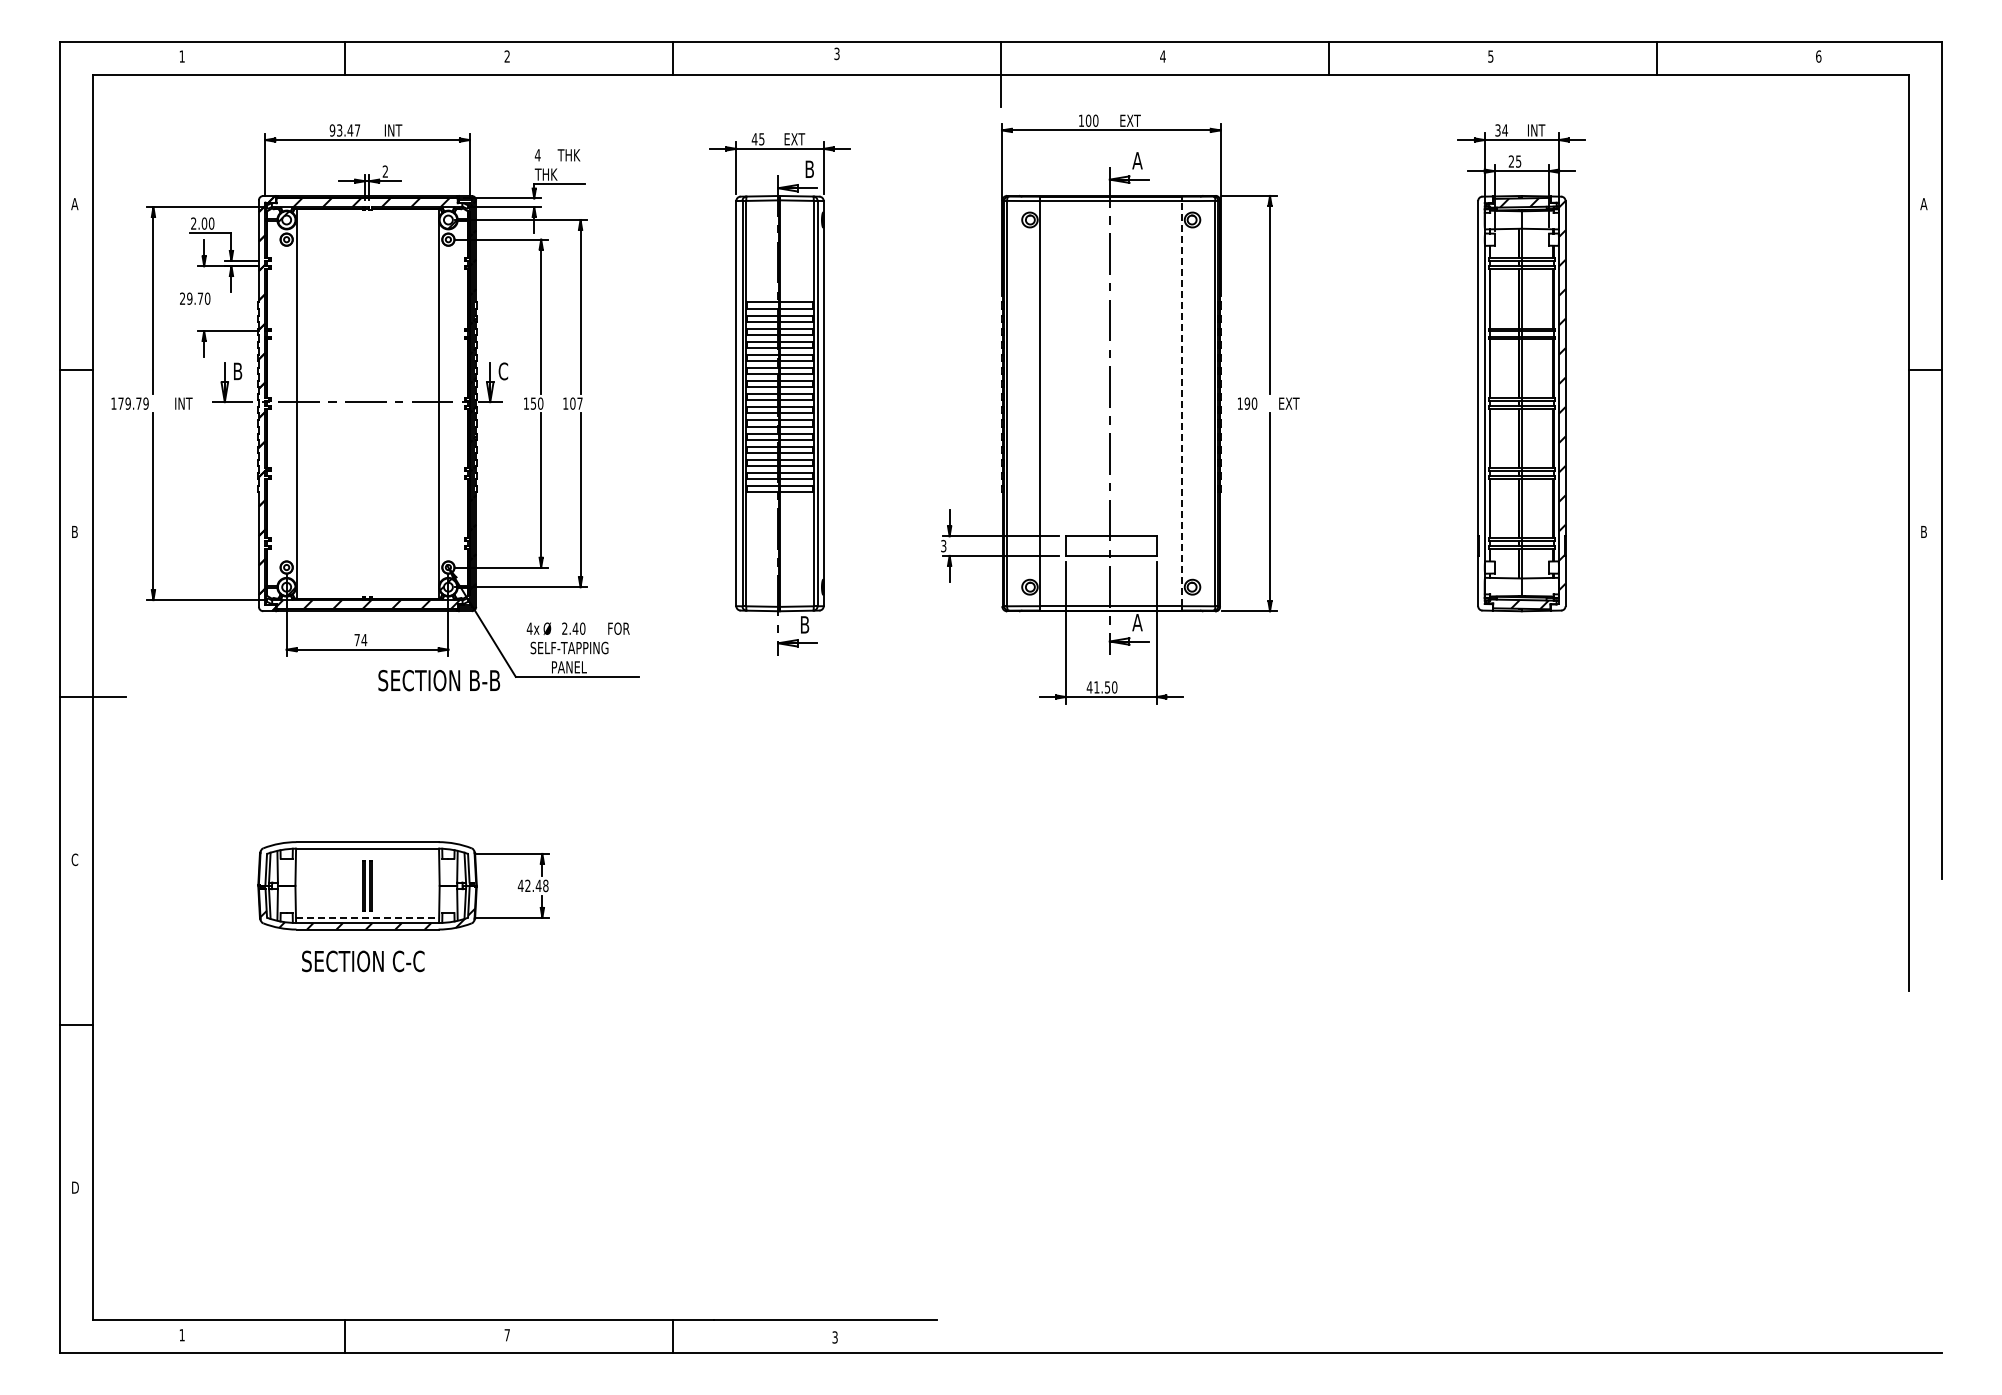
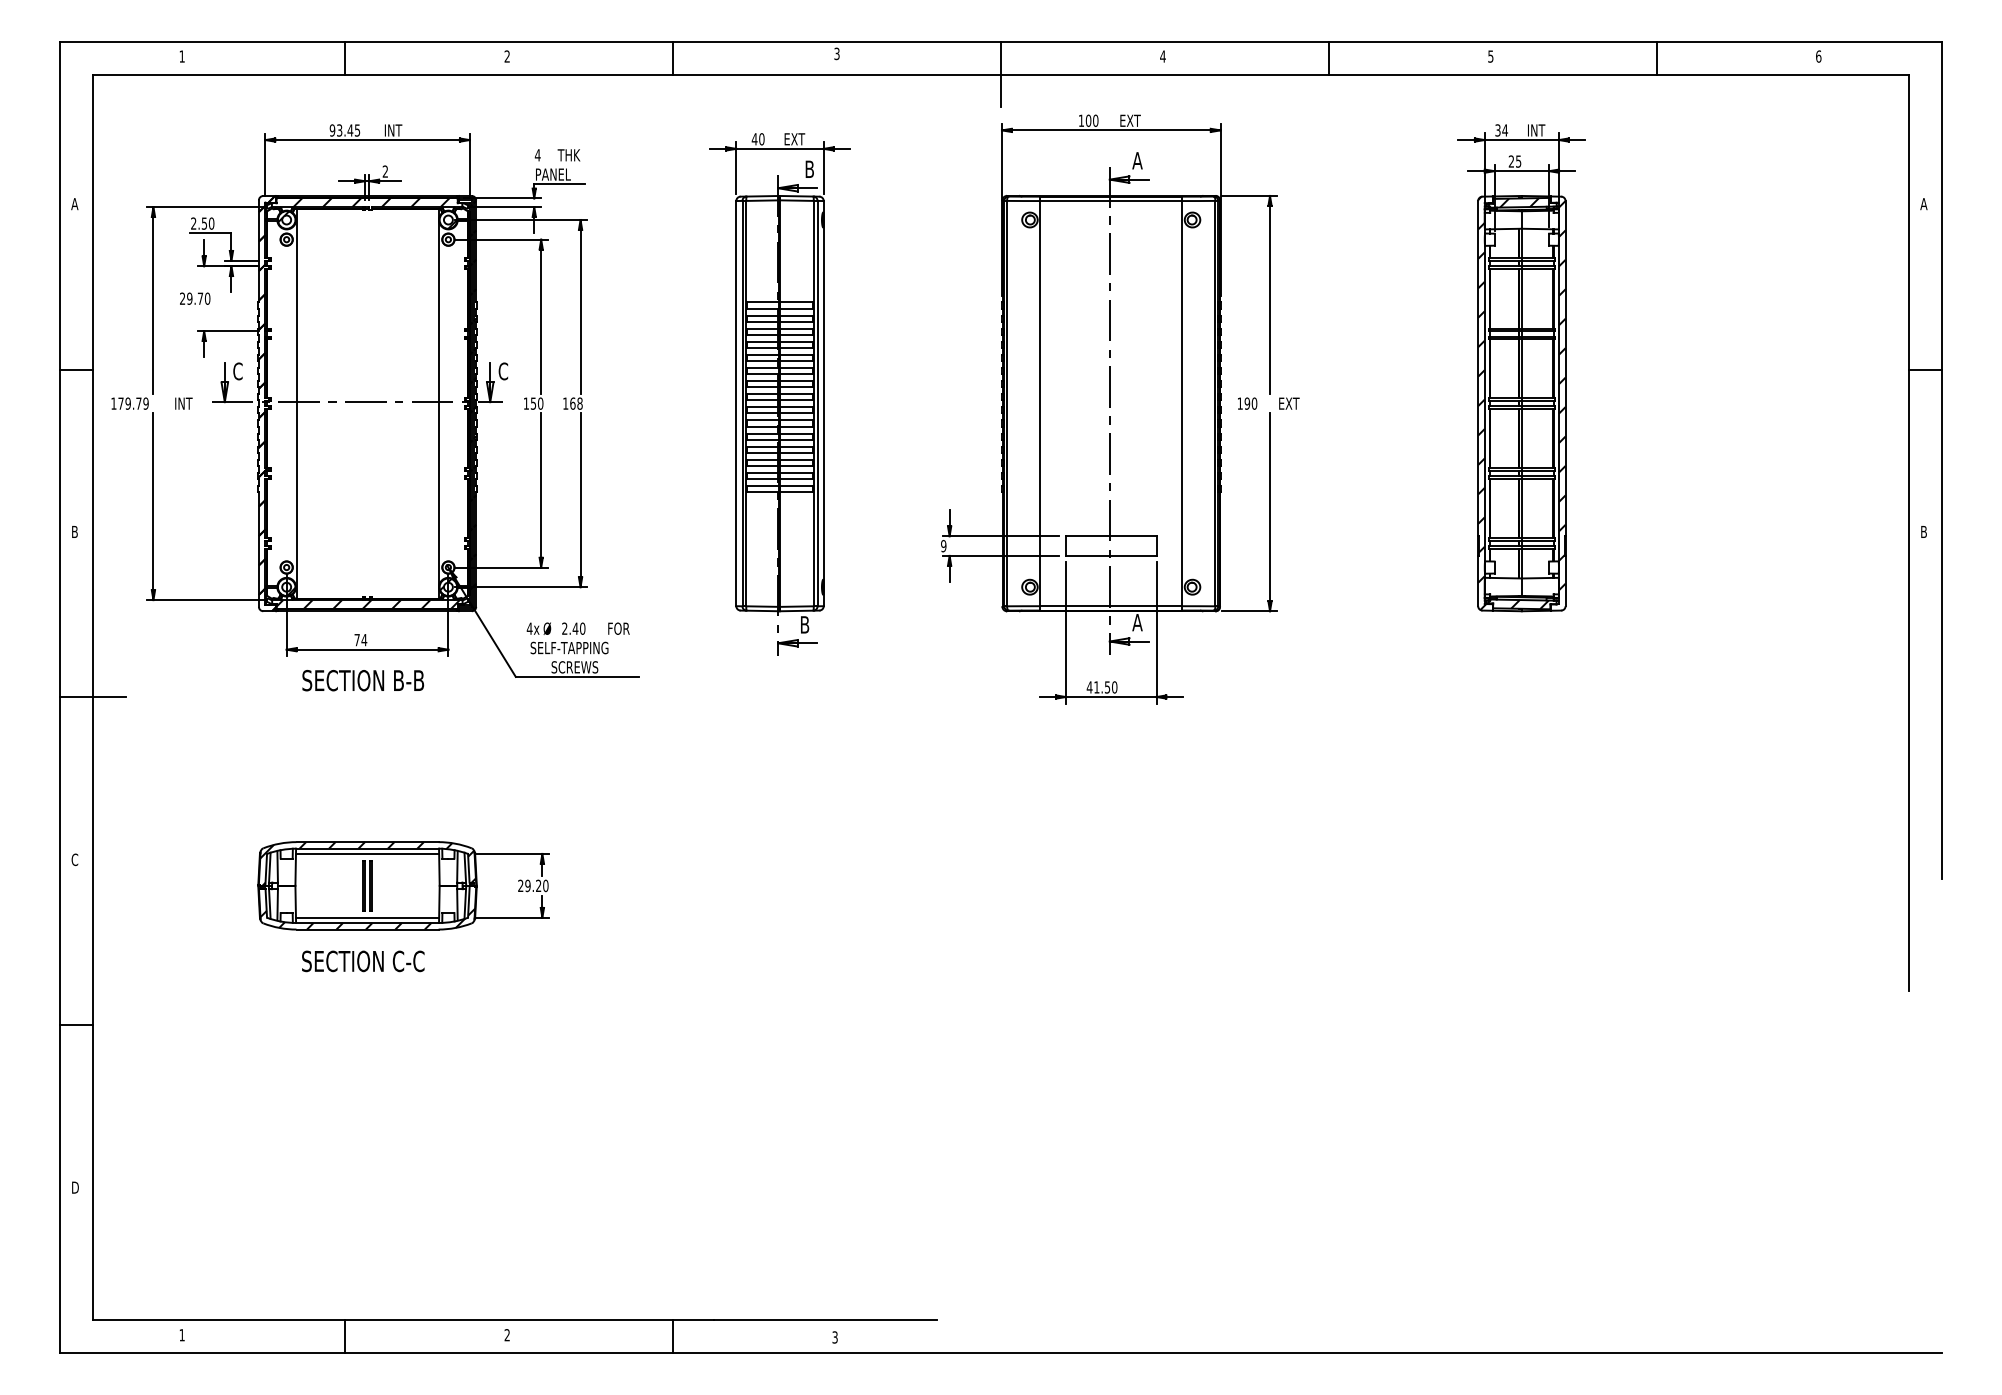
text: 93.47 -> 93.45 (357, 130)
text: 45 -> 40 (761, 139)
text: THK -> PANEL (552, 174)
text: 2.00 -> 2.50 (204, 223)
text: B -> C (237, 371)
text: 107 -> 168 (576, 403)
line: dashed -> solid (1182, 403)
hatch: none -> present (1484, 403)
text: 3 -> 9 (943, 546)
text: PANEL -> SCREWS (574, 667)
text position: (439, 680) -> (363, 680) (363, 680)
line: none -> present (367, 854)
hatch: none -> present (367, 863)
text: 42.48 -> 29.20 (532, 885)
line: dashed -> solid (367, 917)
text: 7 -> 2 (506, 1335)
